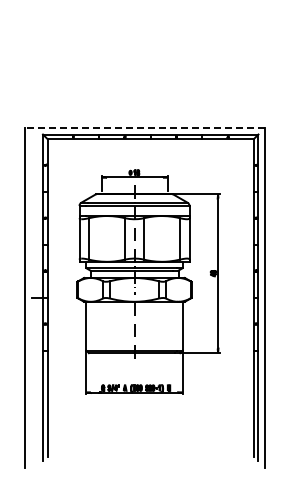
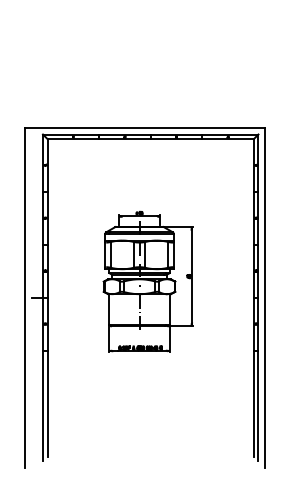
line: dashed -> solid (144, 127)
part size: 145x226 px -> 92x143 px (147, 281)
